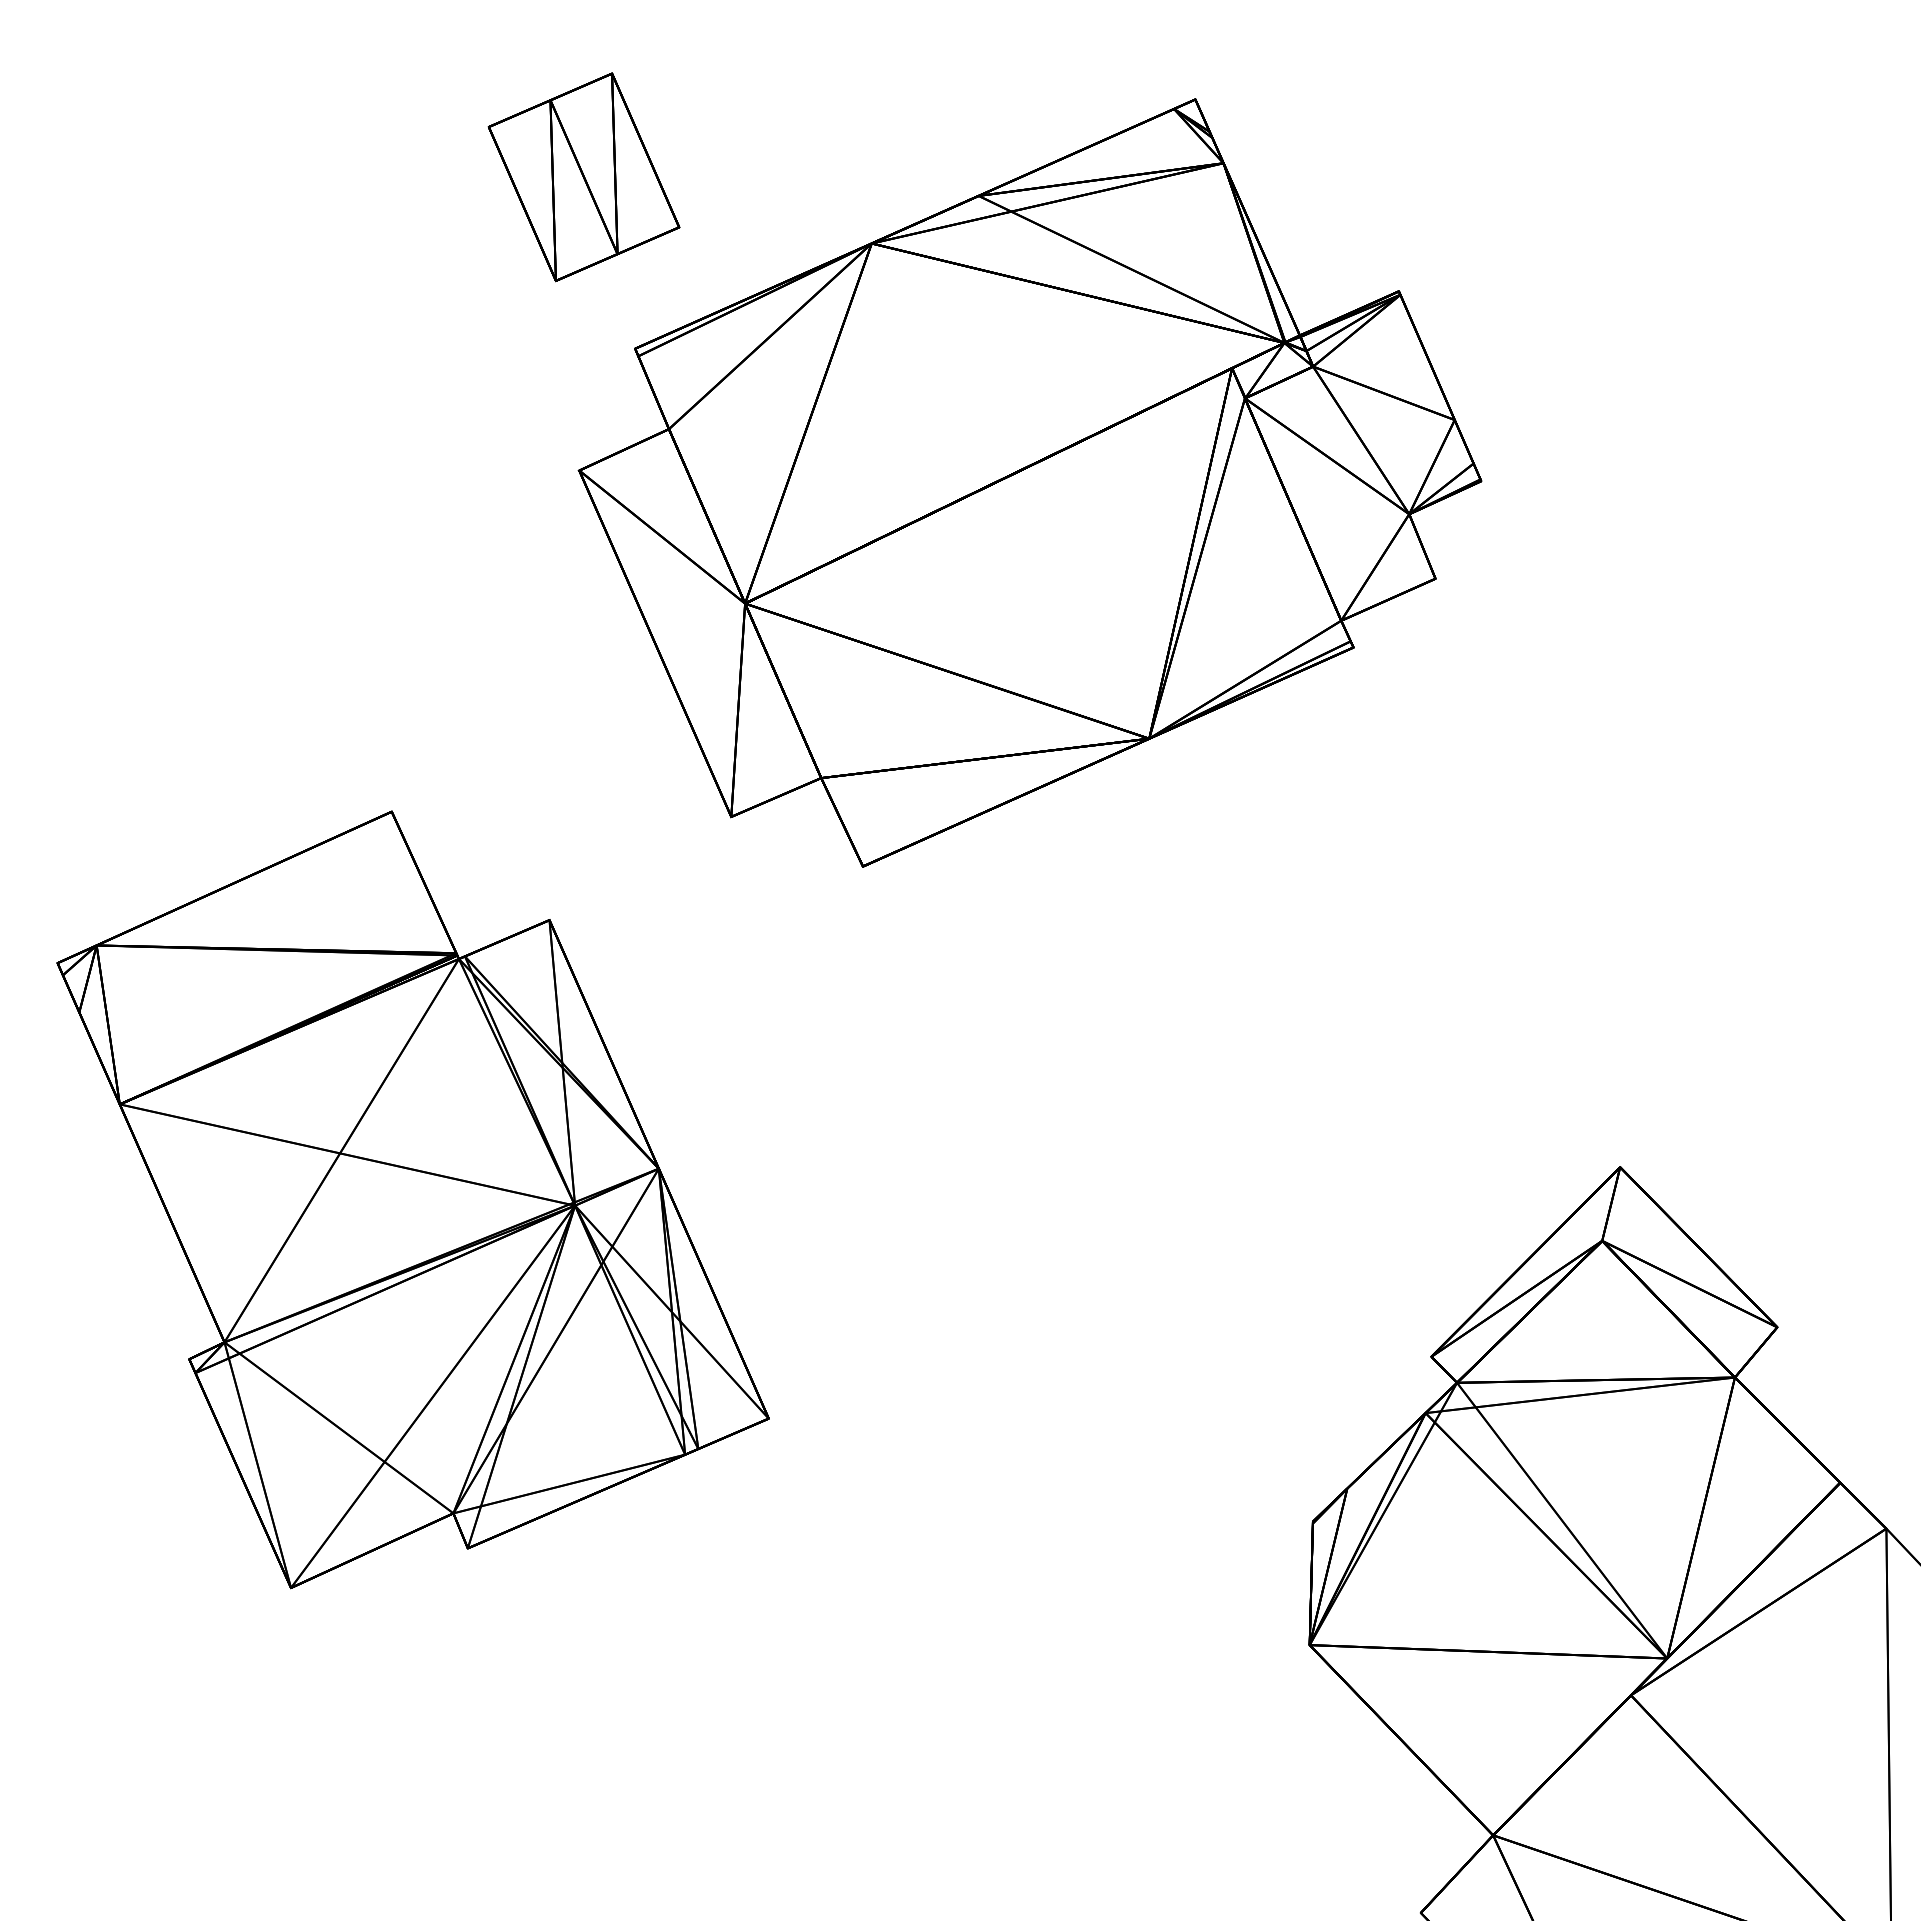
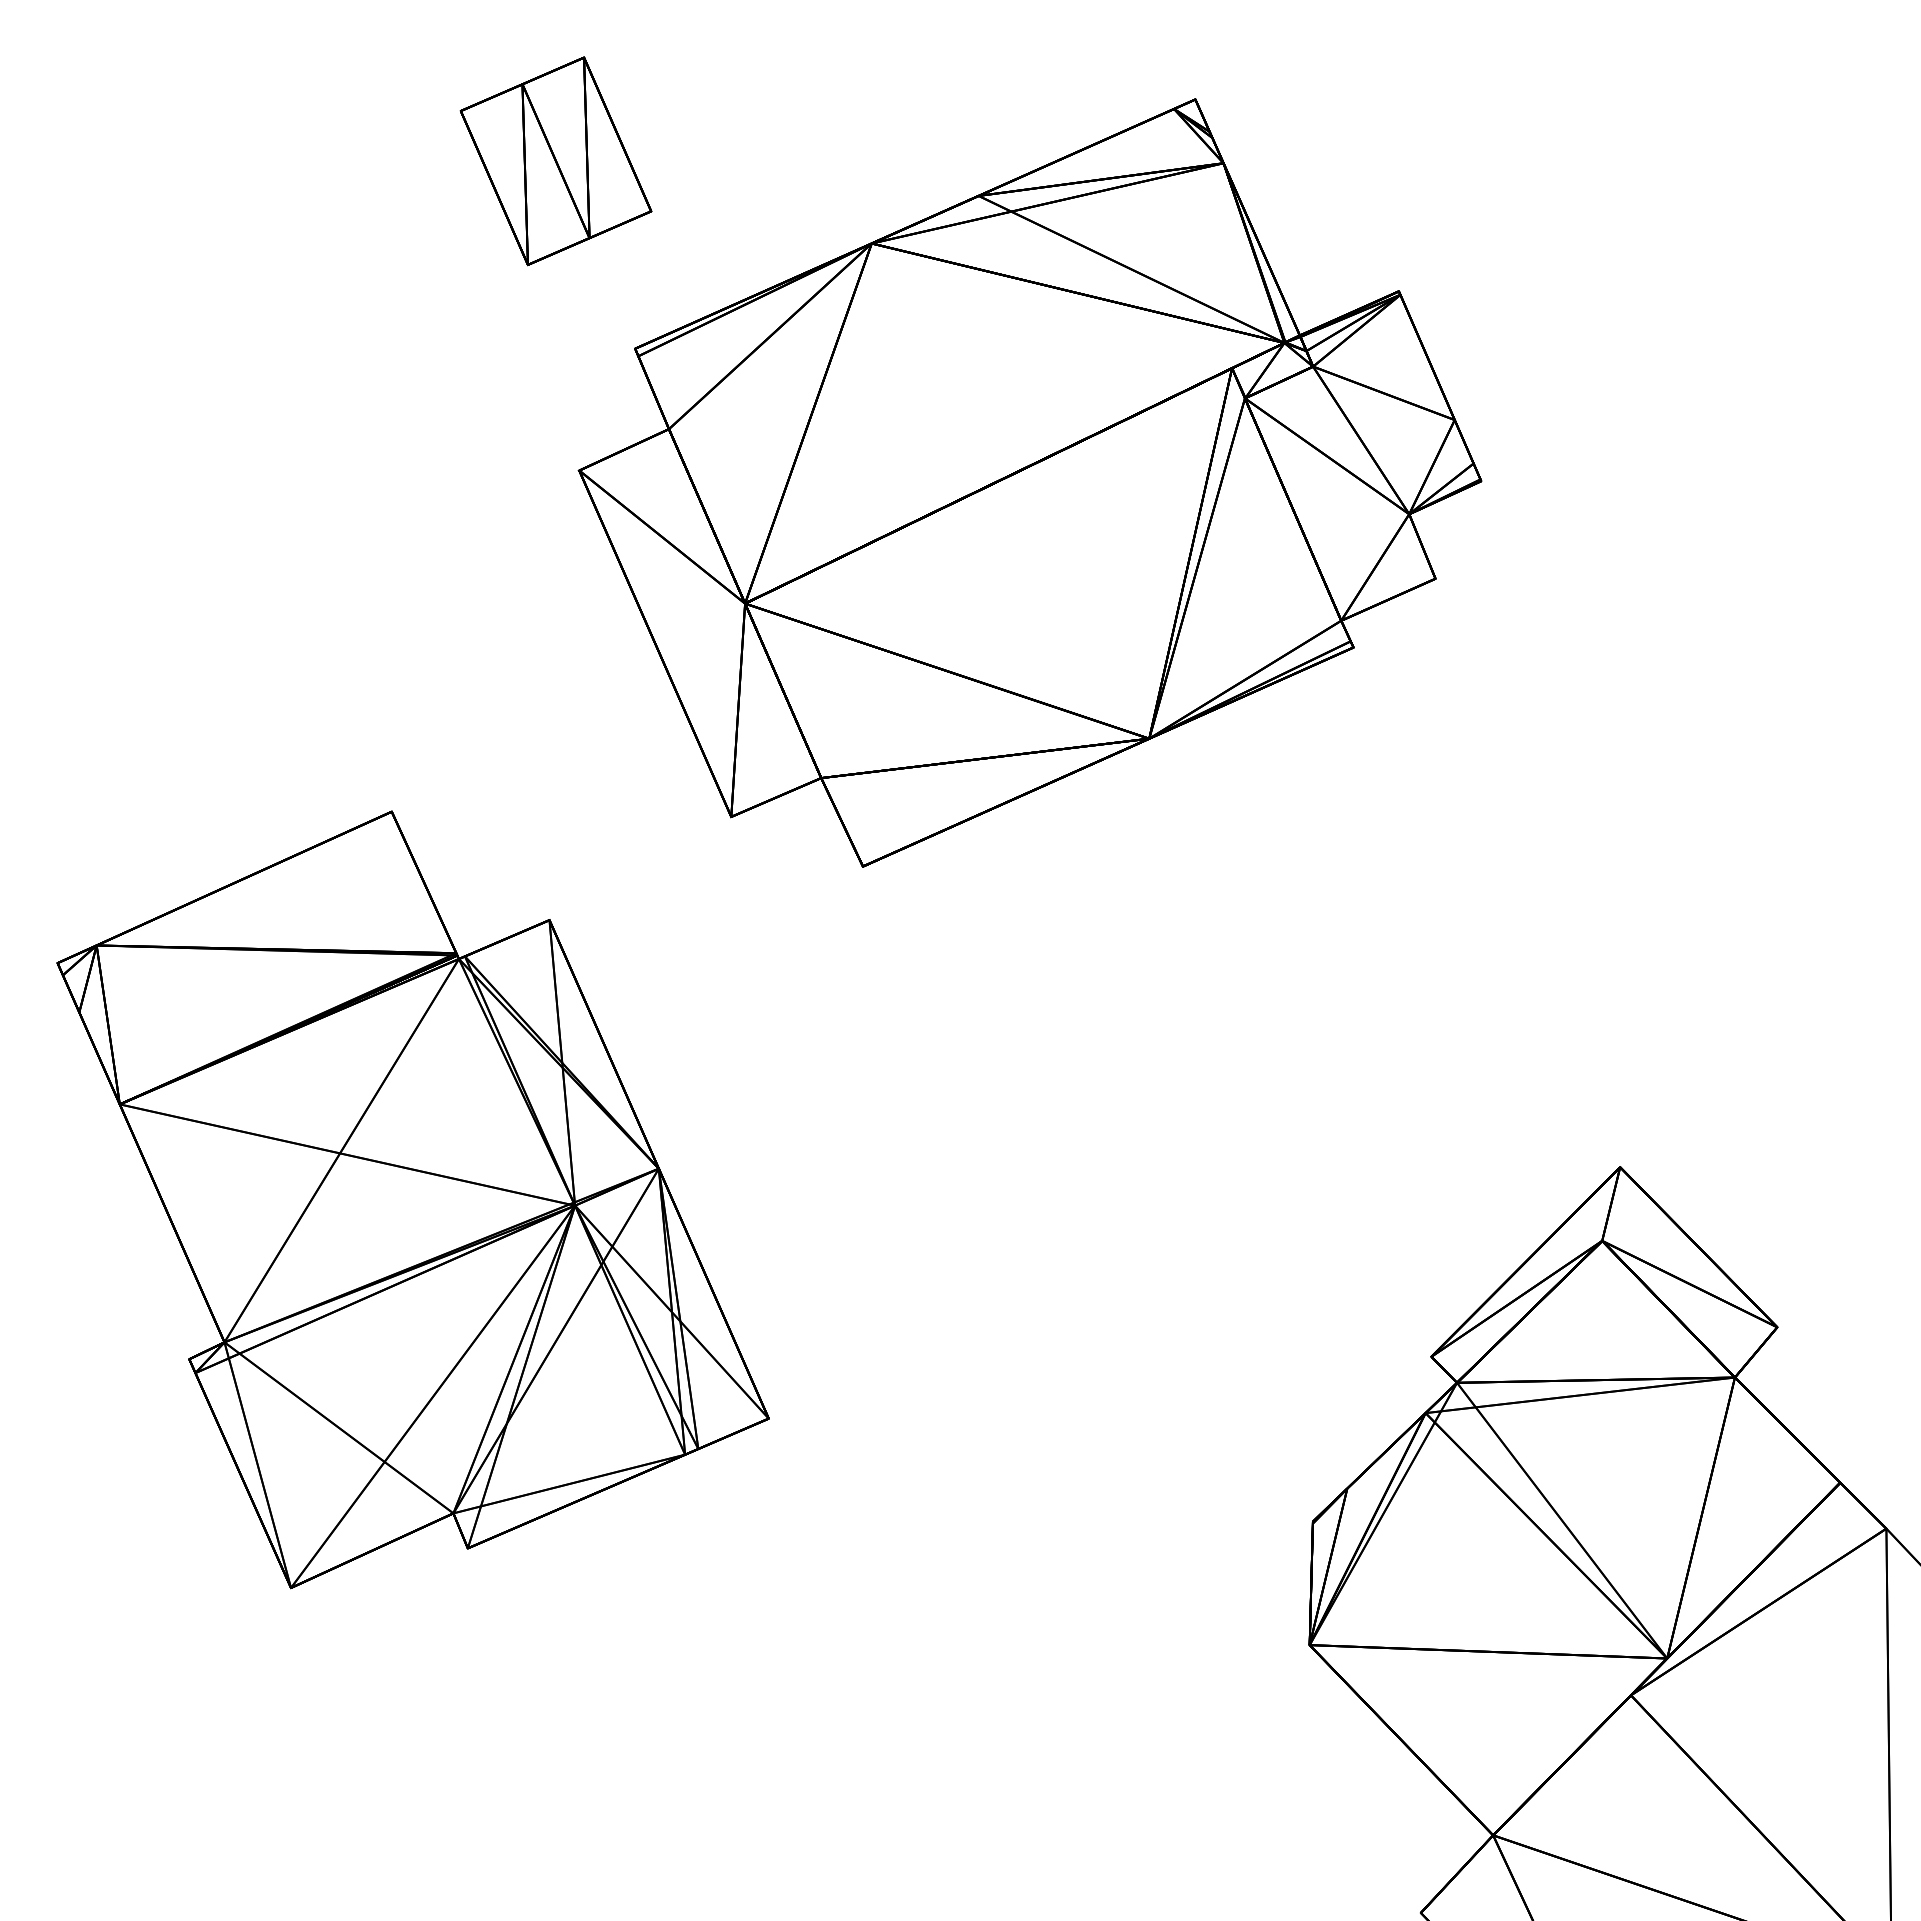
part position: (583, 177) -> (555, 161) (555, 161)
